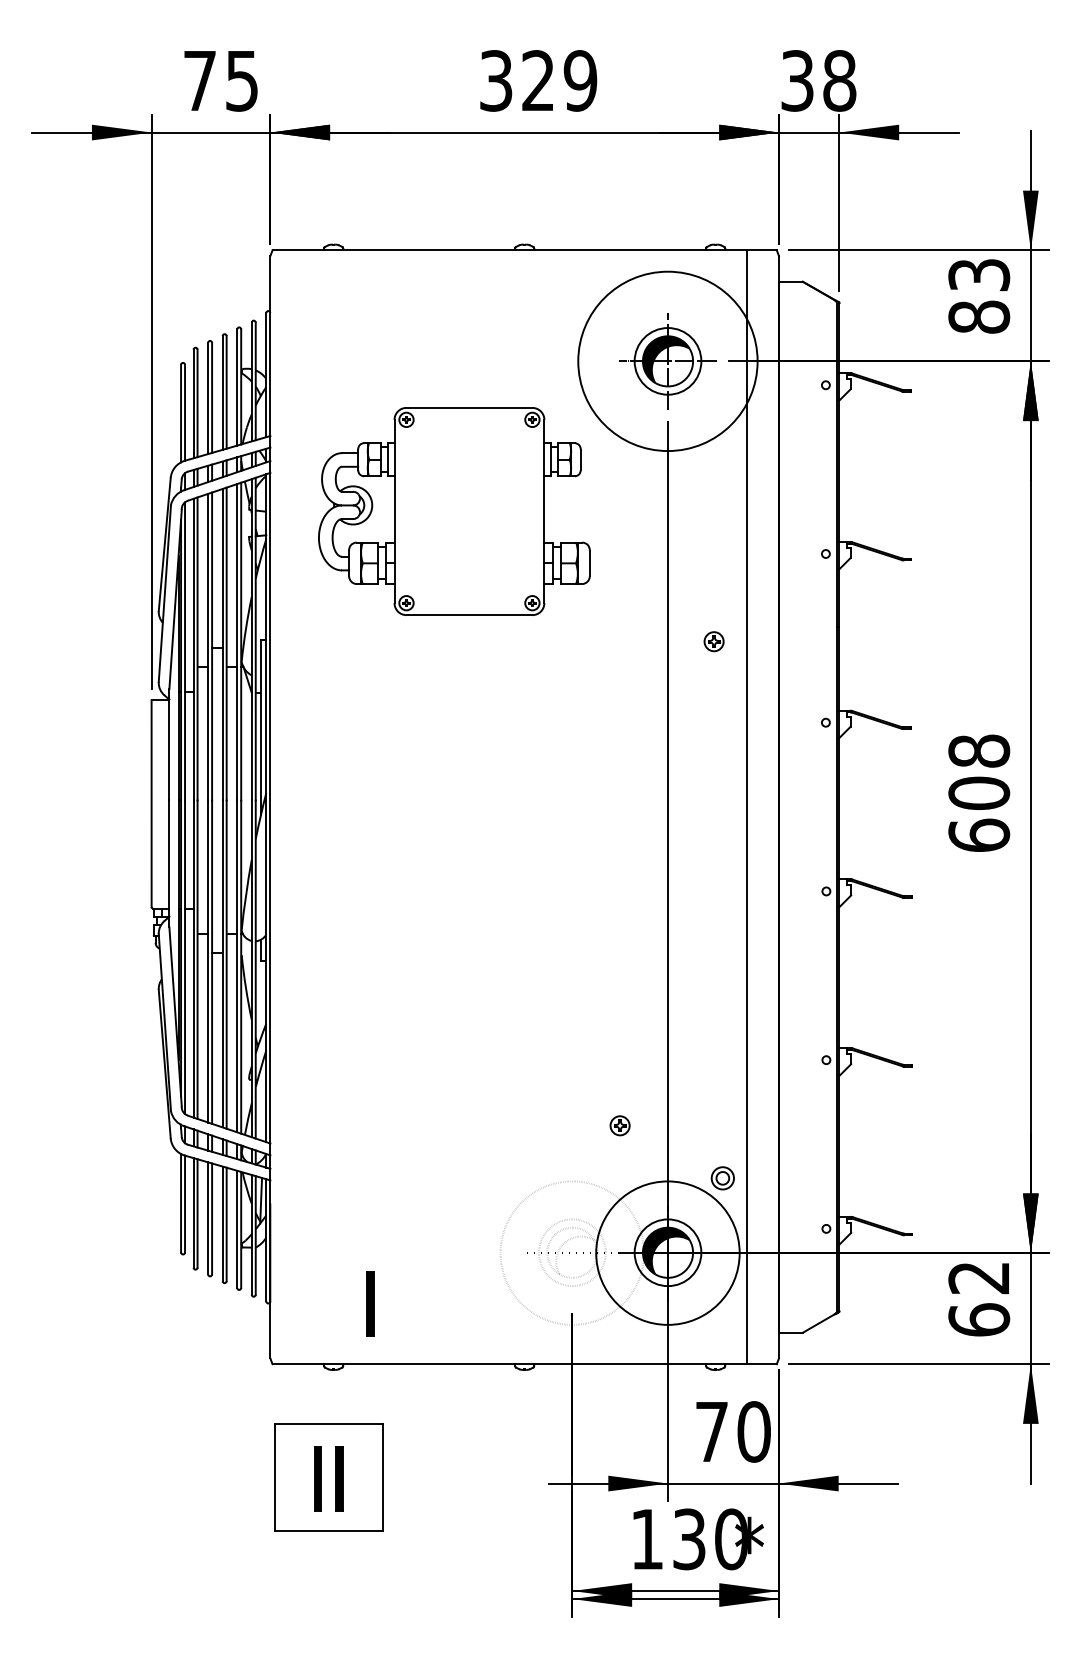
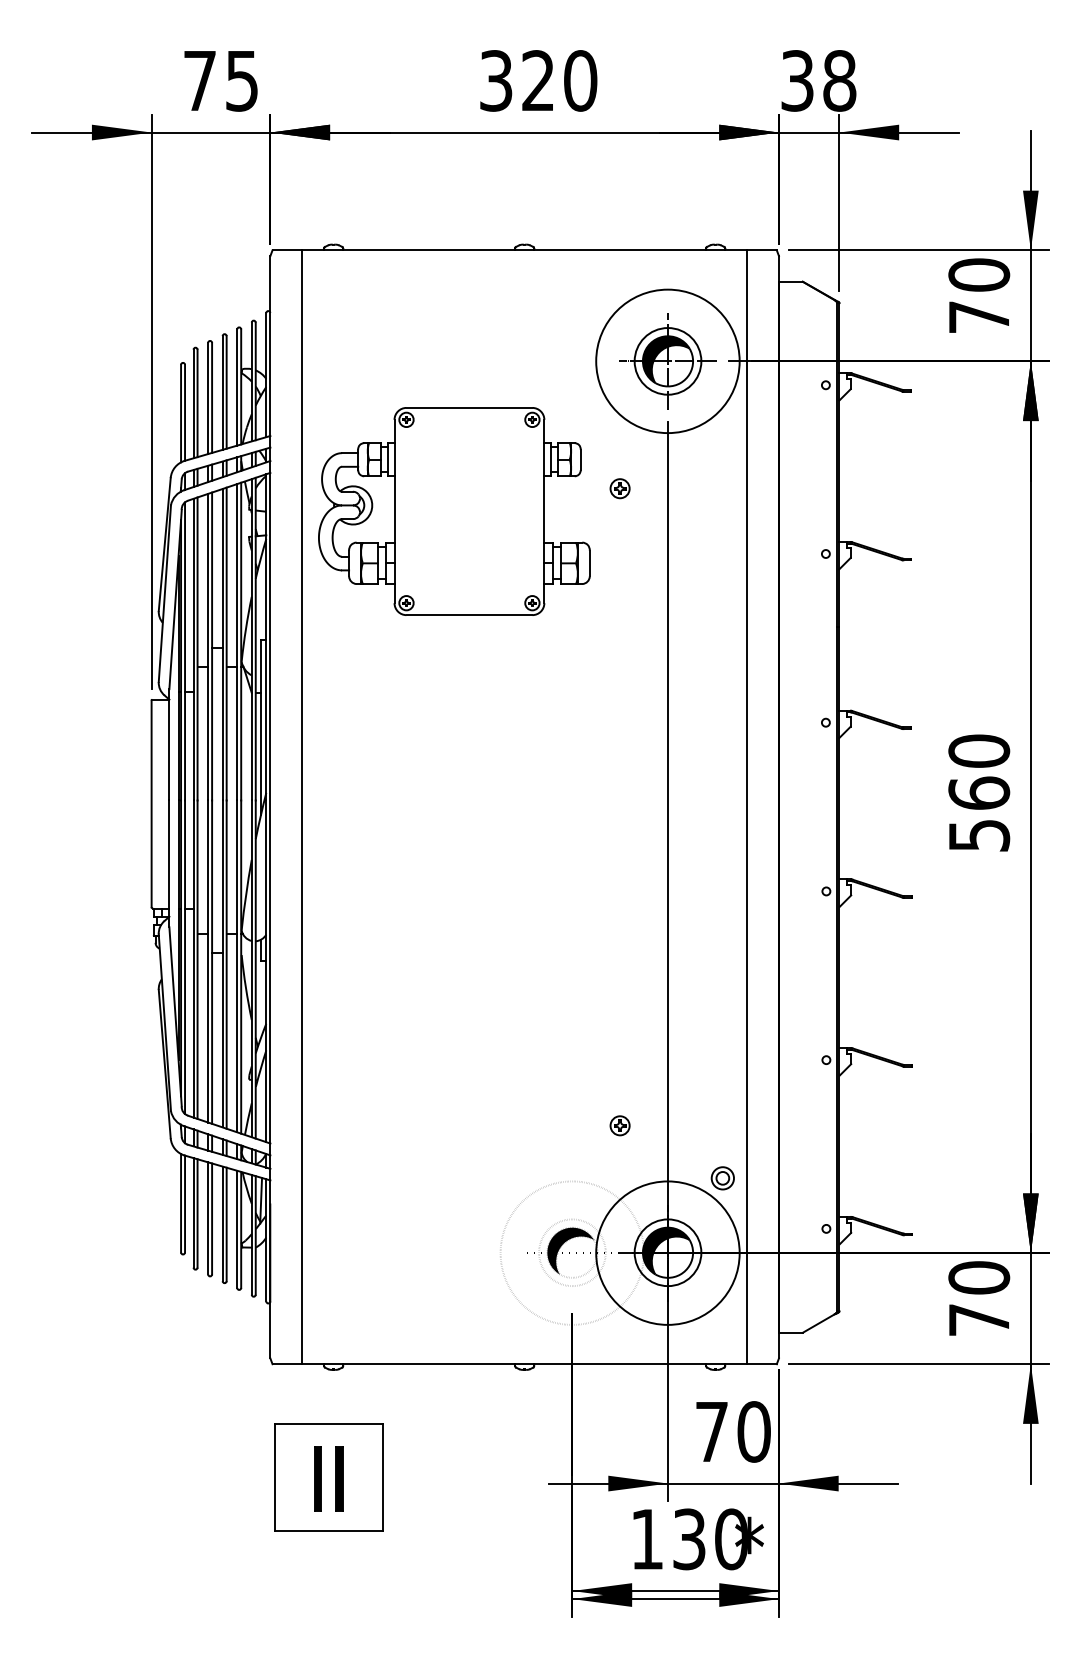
text: 329 -> 320 (580, 80)
text: 83 -> 70 (979, 295)
circle diameter: 179 px -> 143 px (667, 361)
part position: (713, 641) -> (619, 488) (619, 488)
text: 608 -> 560 (979, 792)
line: none -> present (302, 807)
hatch: none -> present (570, 1250)
text: 62 -> 70 (979, 1298)
part: present -> none (370, 1303)
